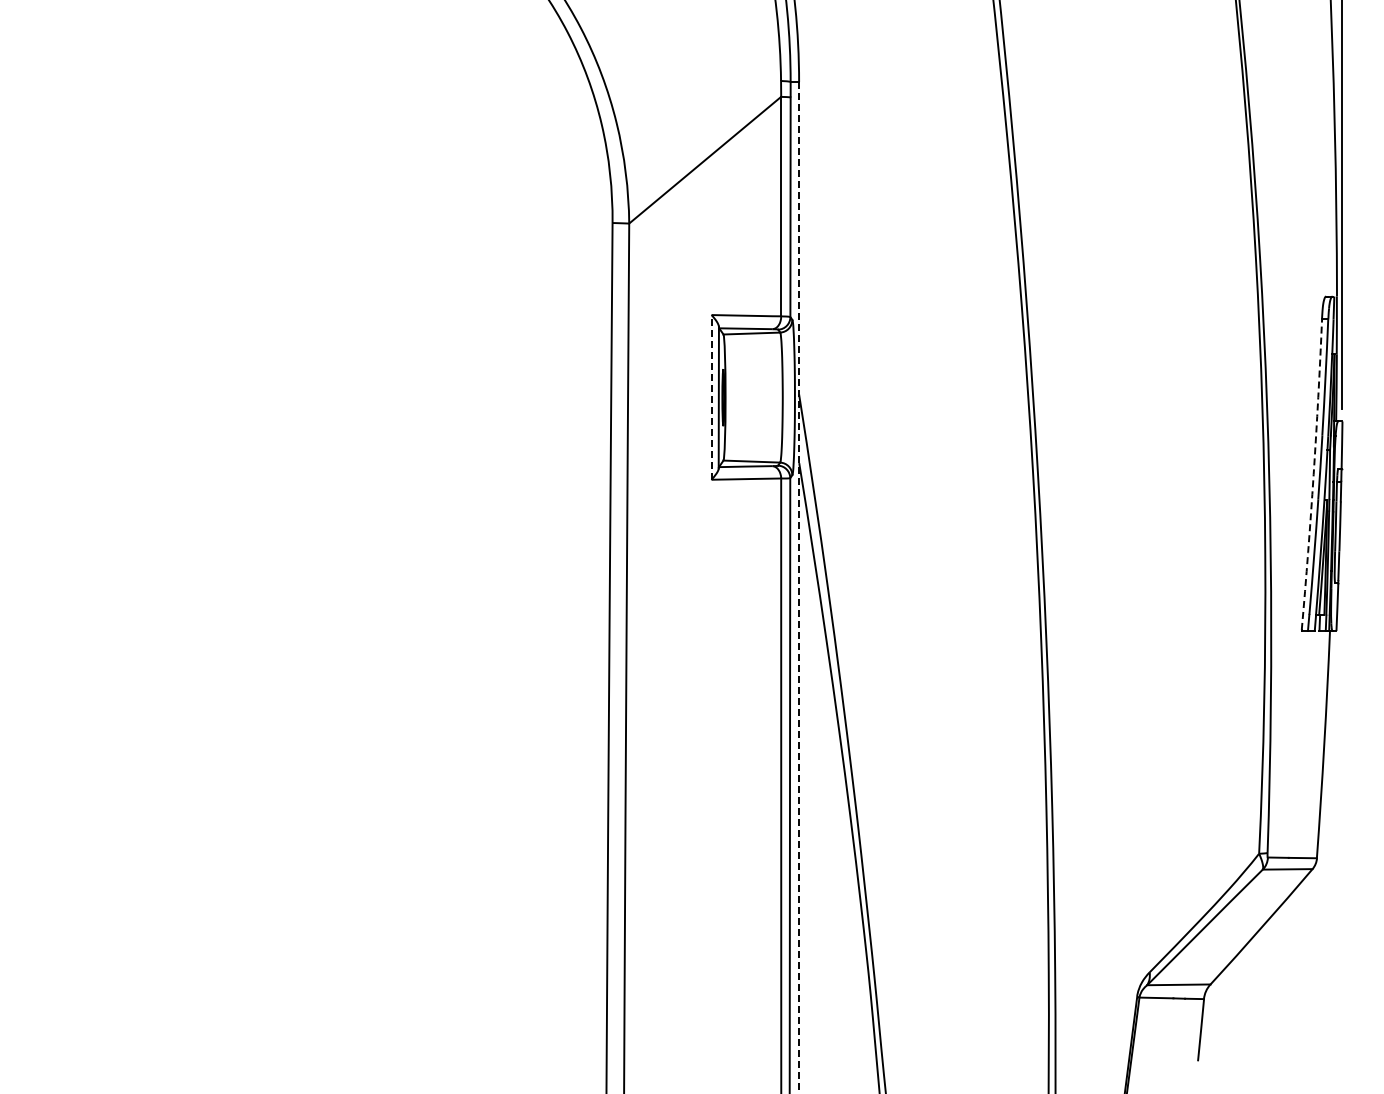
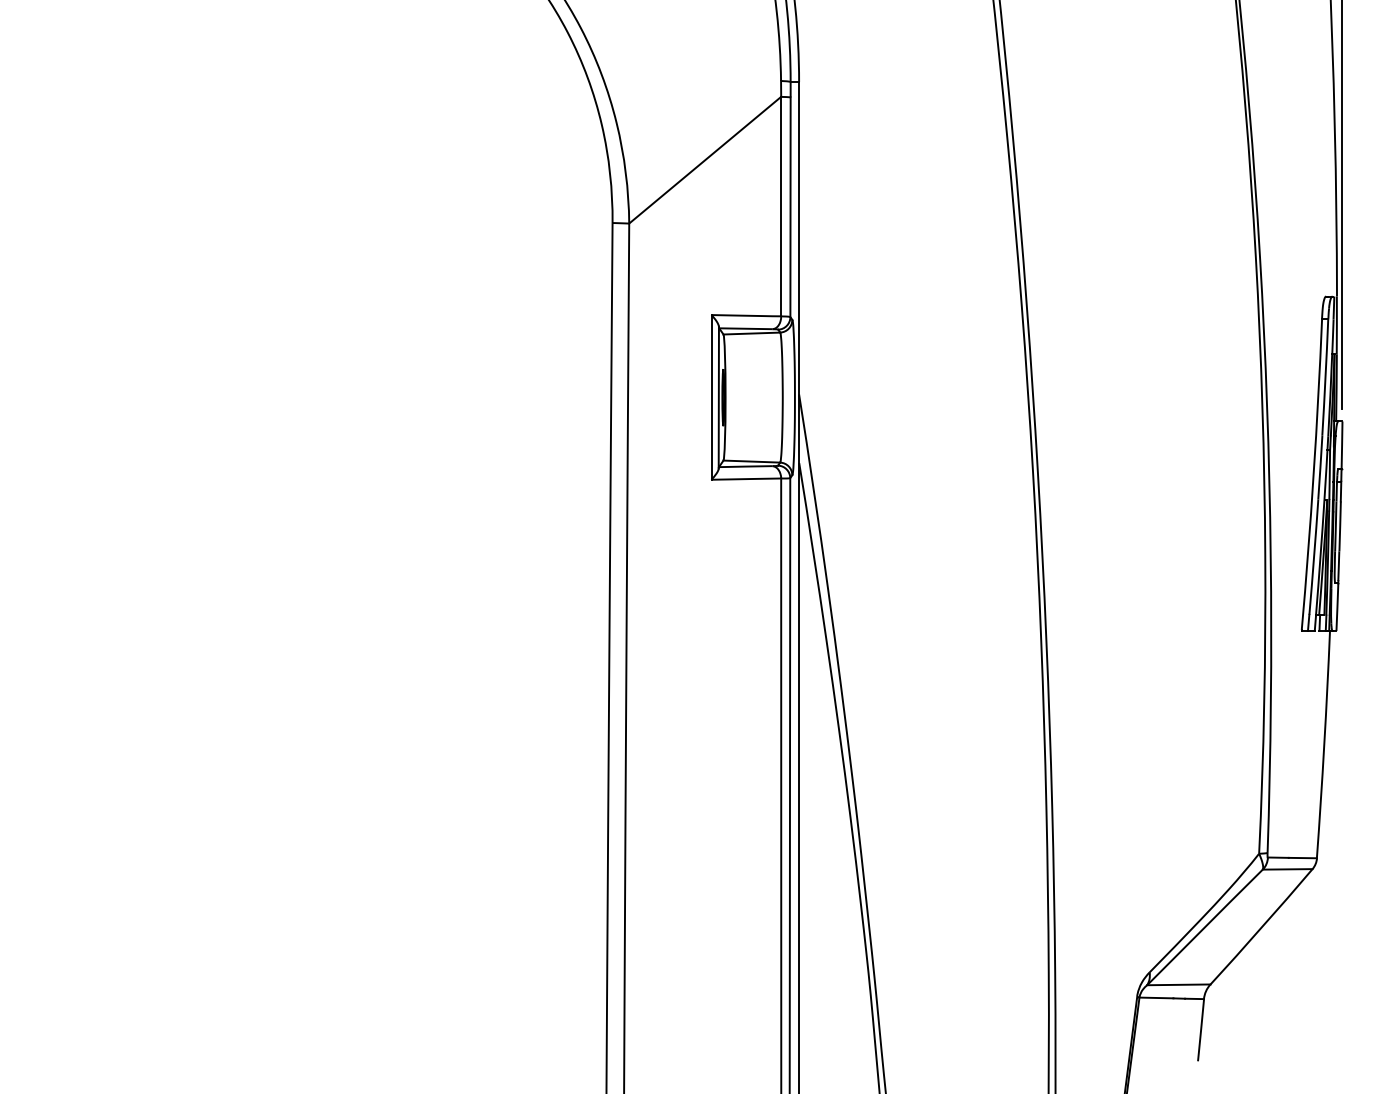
line: dashed -> solid (711, 396)
arc: dashed -> solid (1313, 474)
line: dashed -> solid (799, 588)
